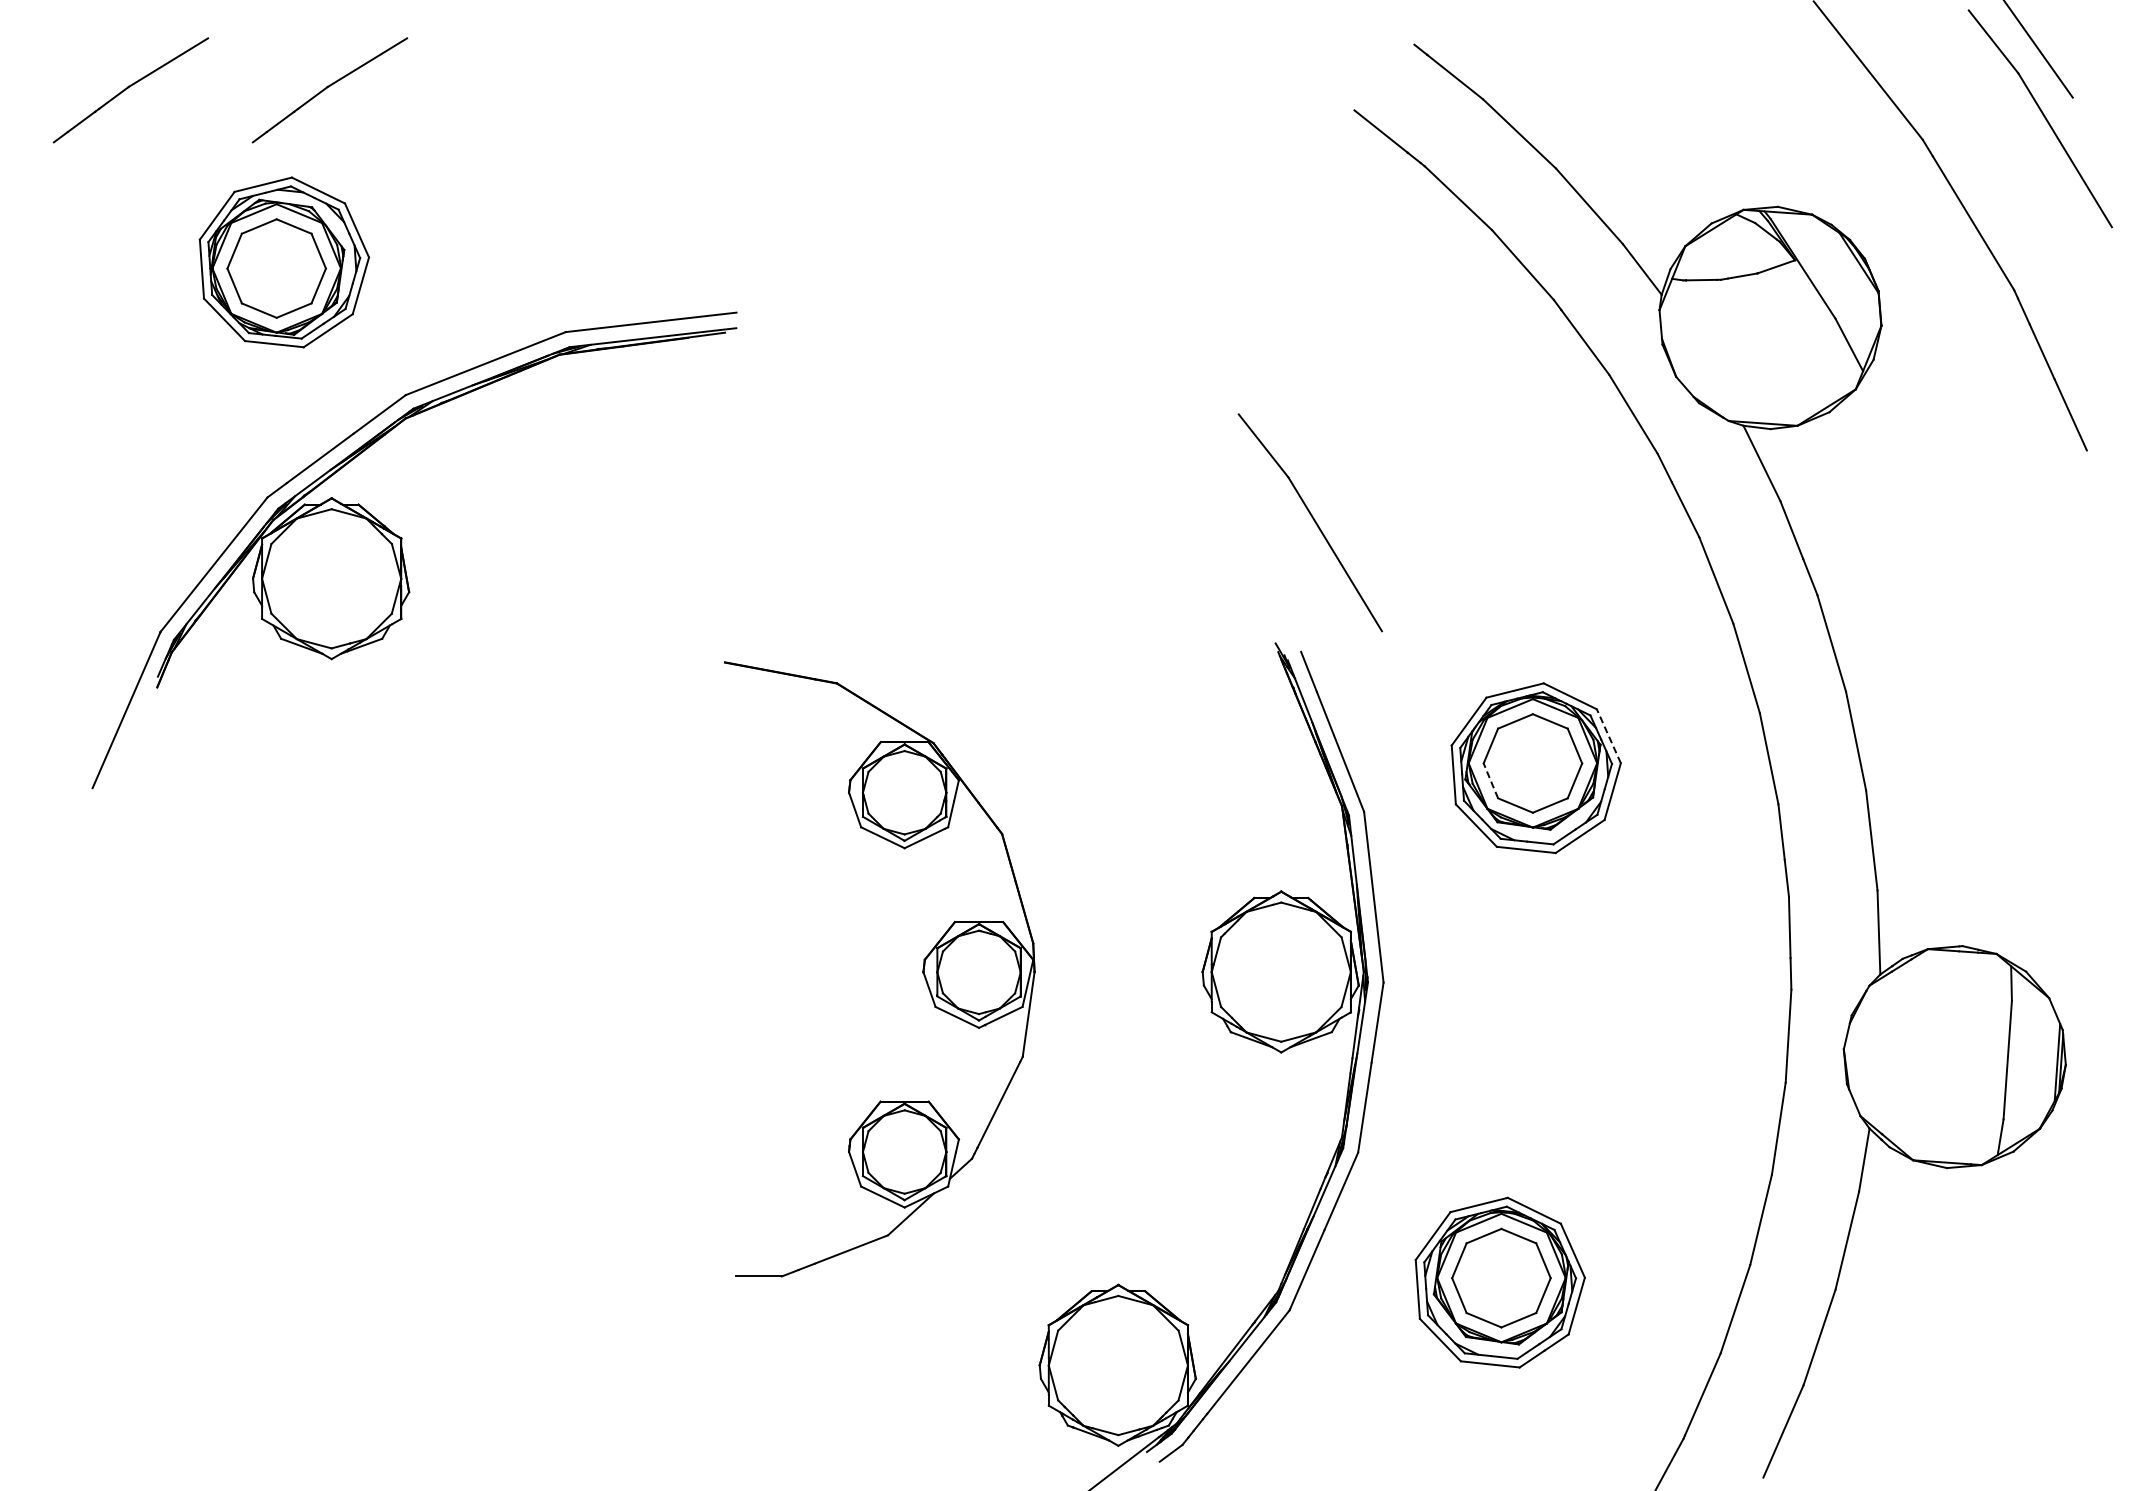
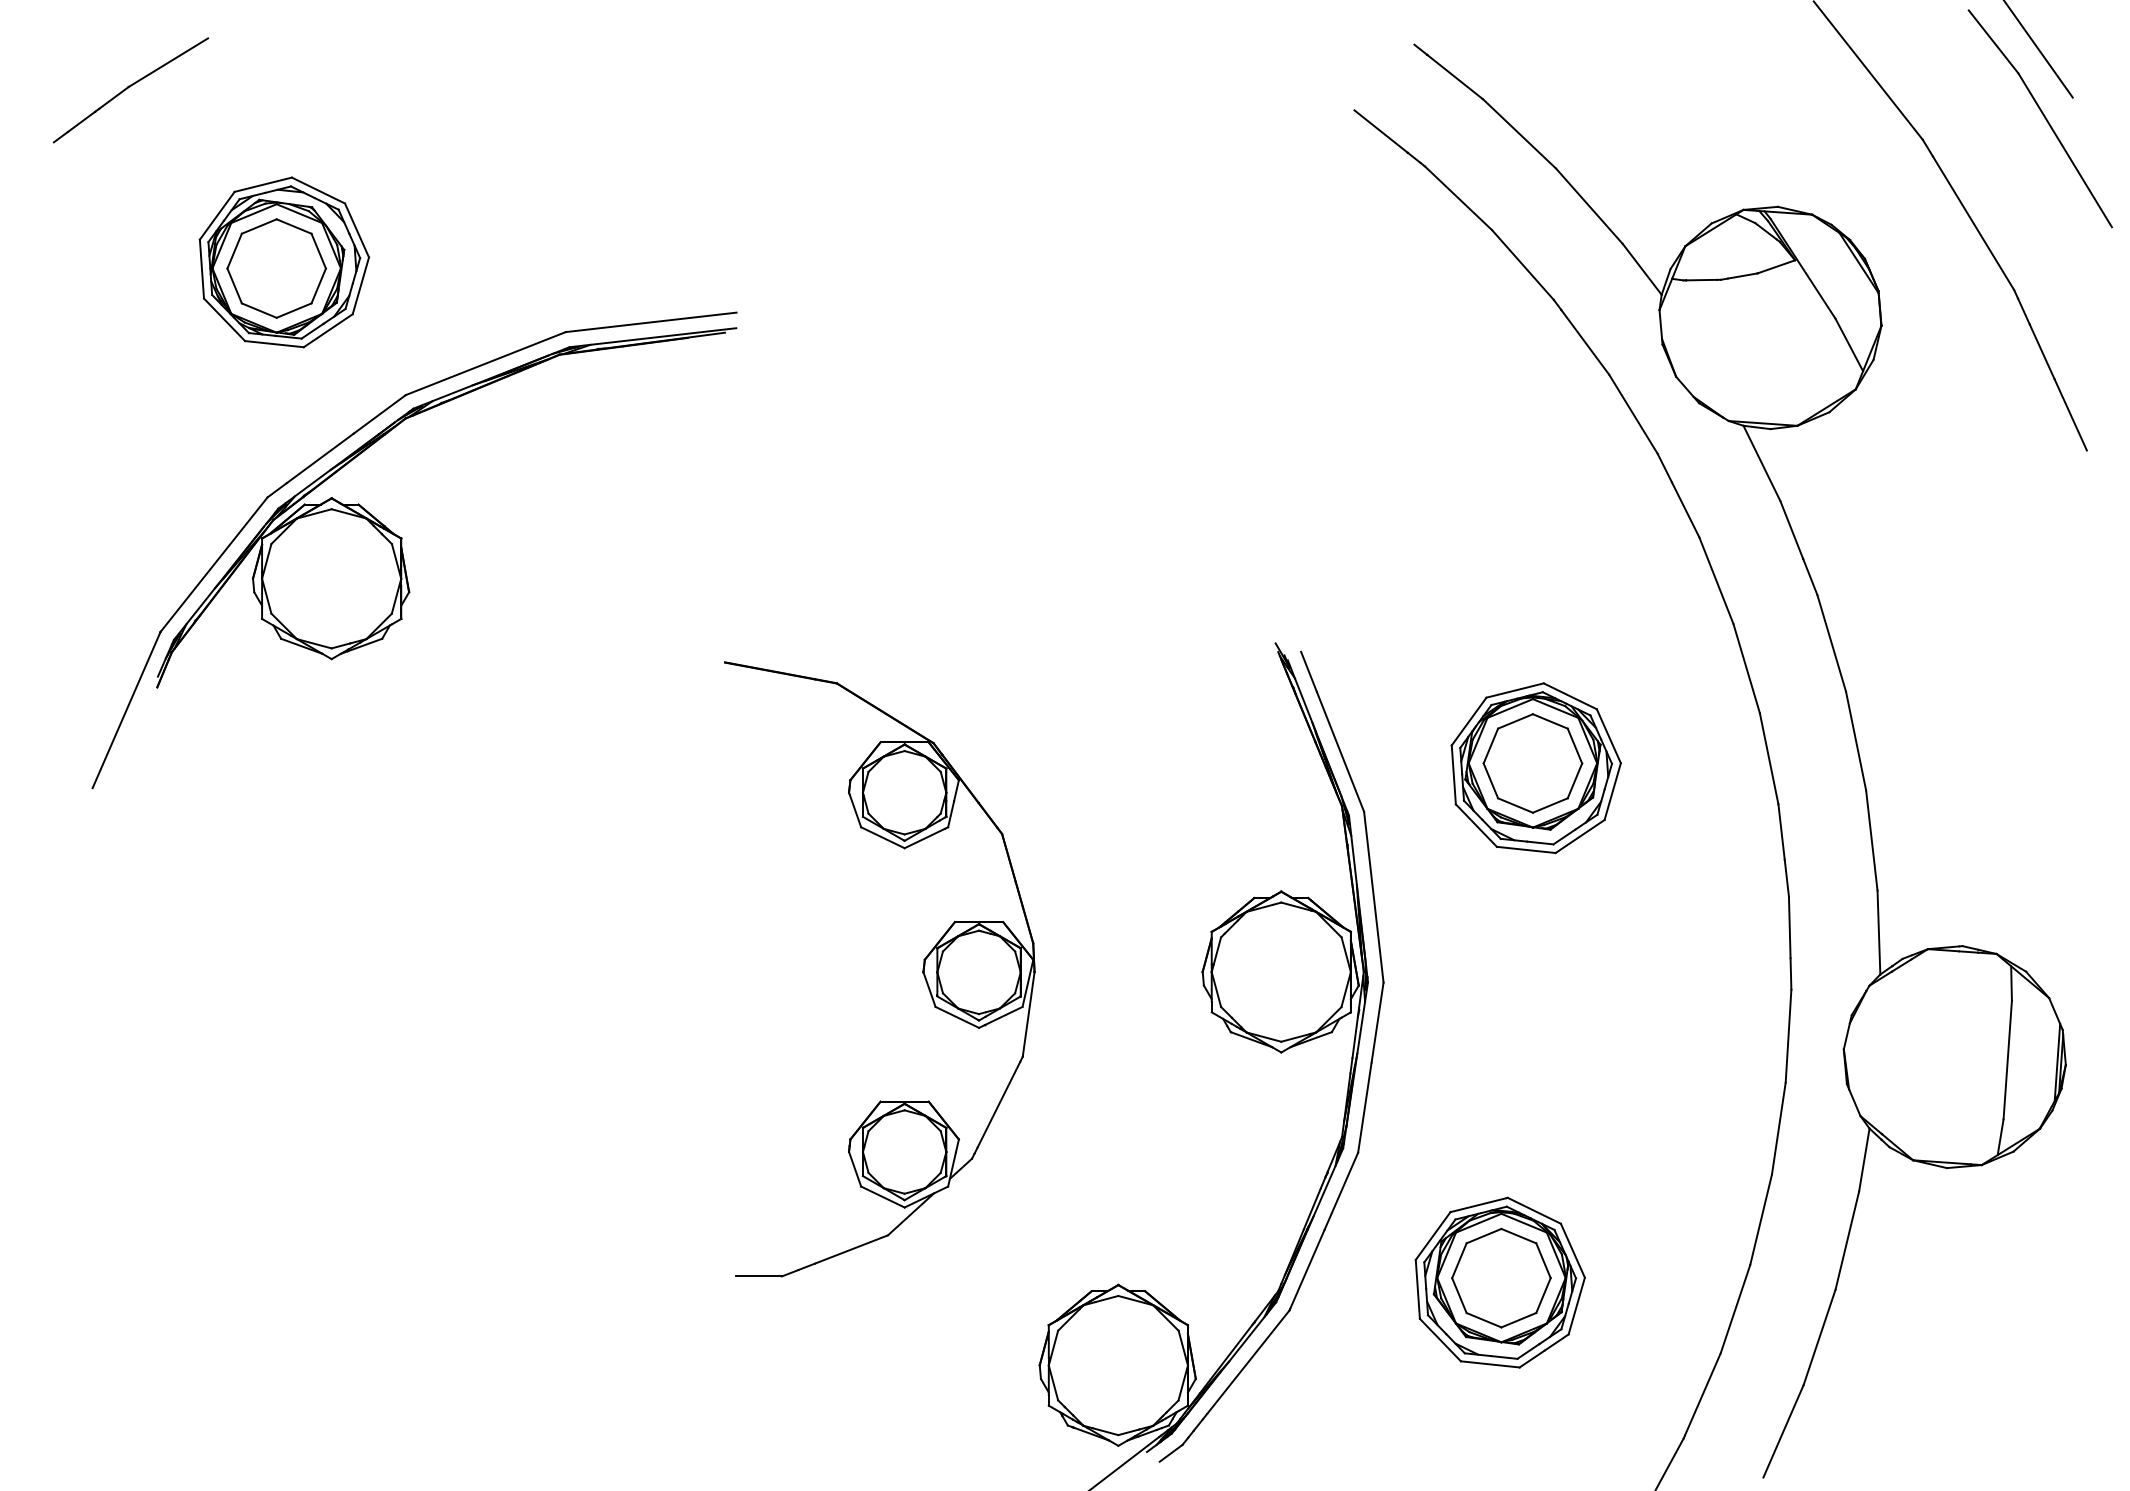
part: present -> none (329, 90)
part: present -> none (1309, 522)
line: dashed -> solid (1608, 736)
line: dashed -> solid (1490, 780)
